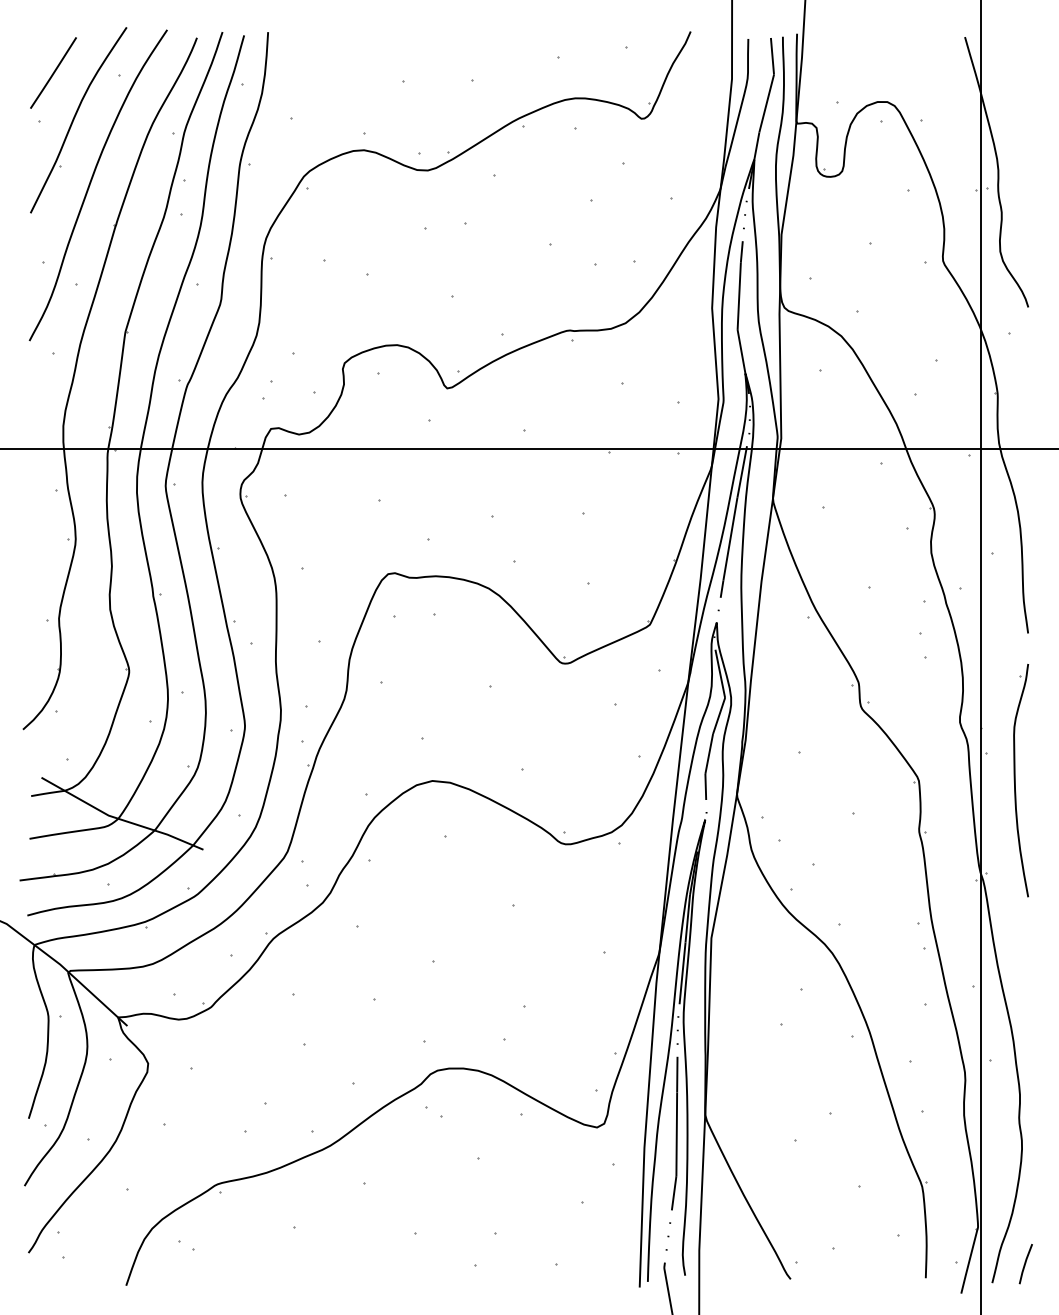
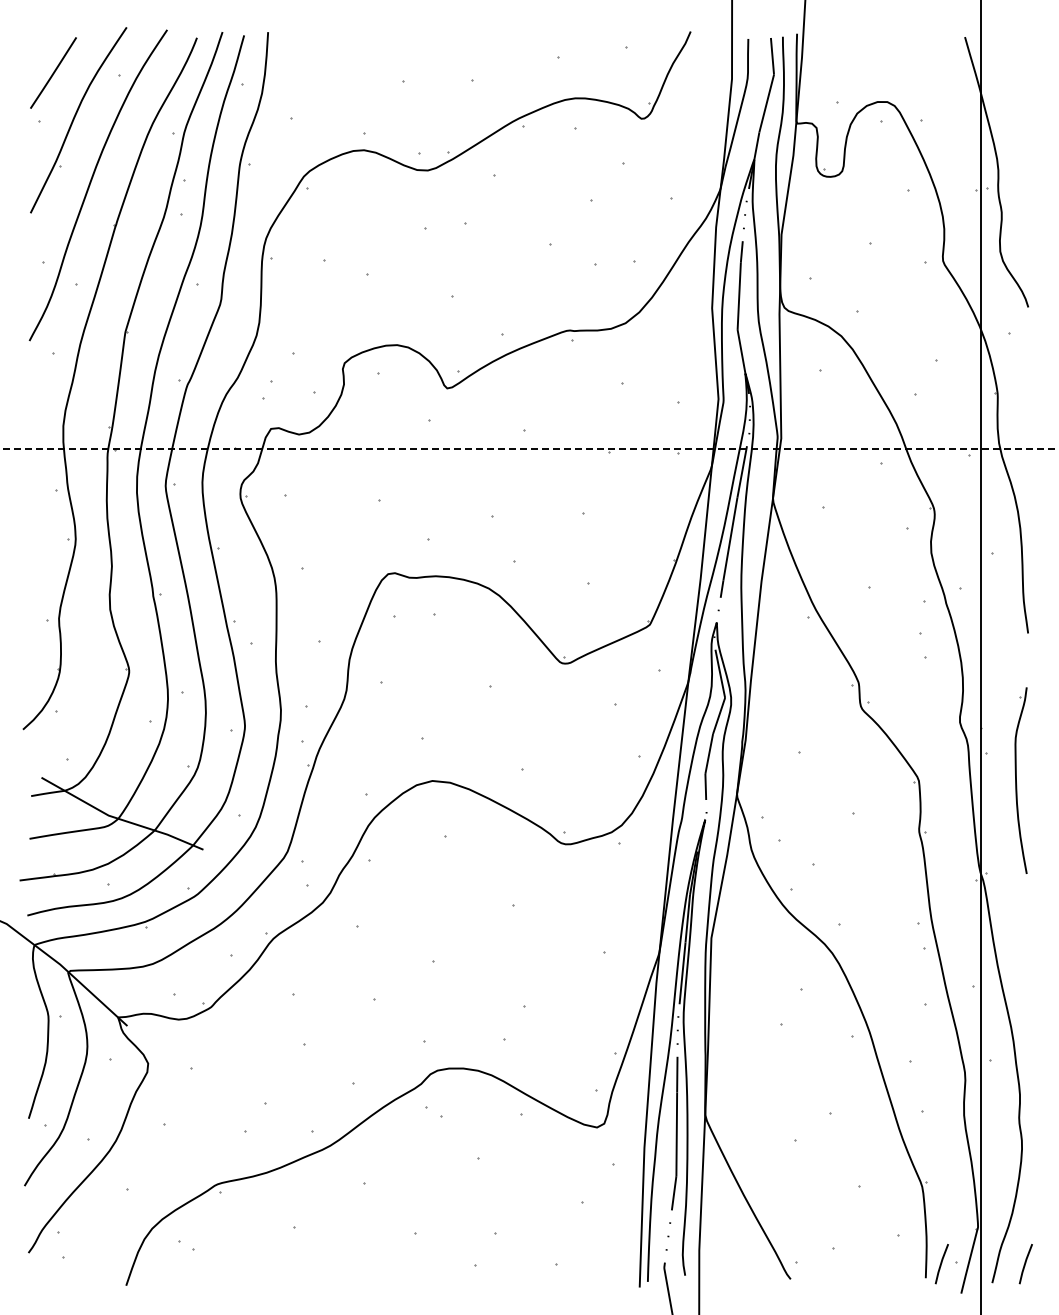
line: solid -> dashed (528, 448)
part size: 16x234 px -> 14x187 px (1020, 780)
line: none -> present (941, 1264)
